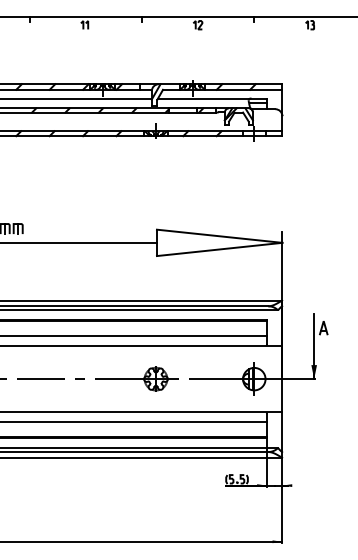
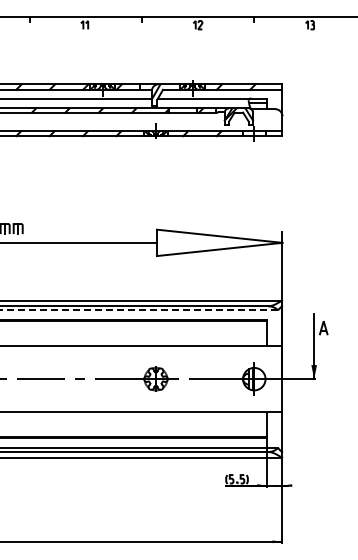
line: solid -> dashed (139, 310)
line: present -> none (134, 336)
line: present -> none (134, 422)
